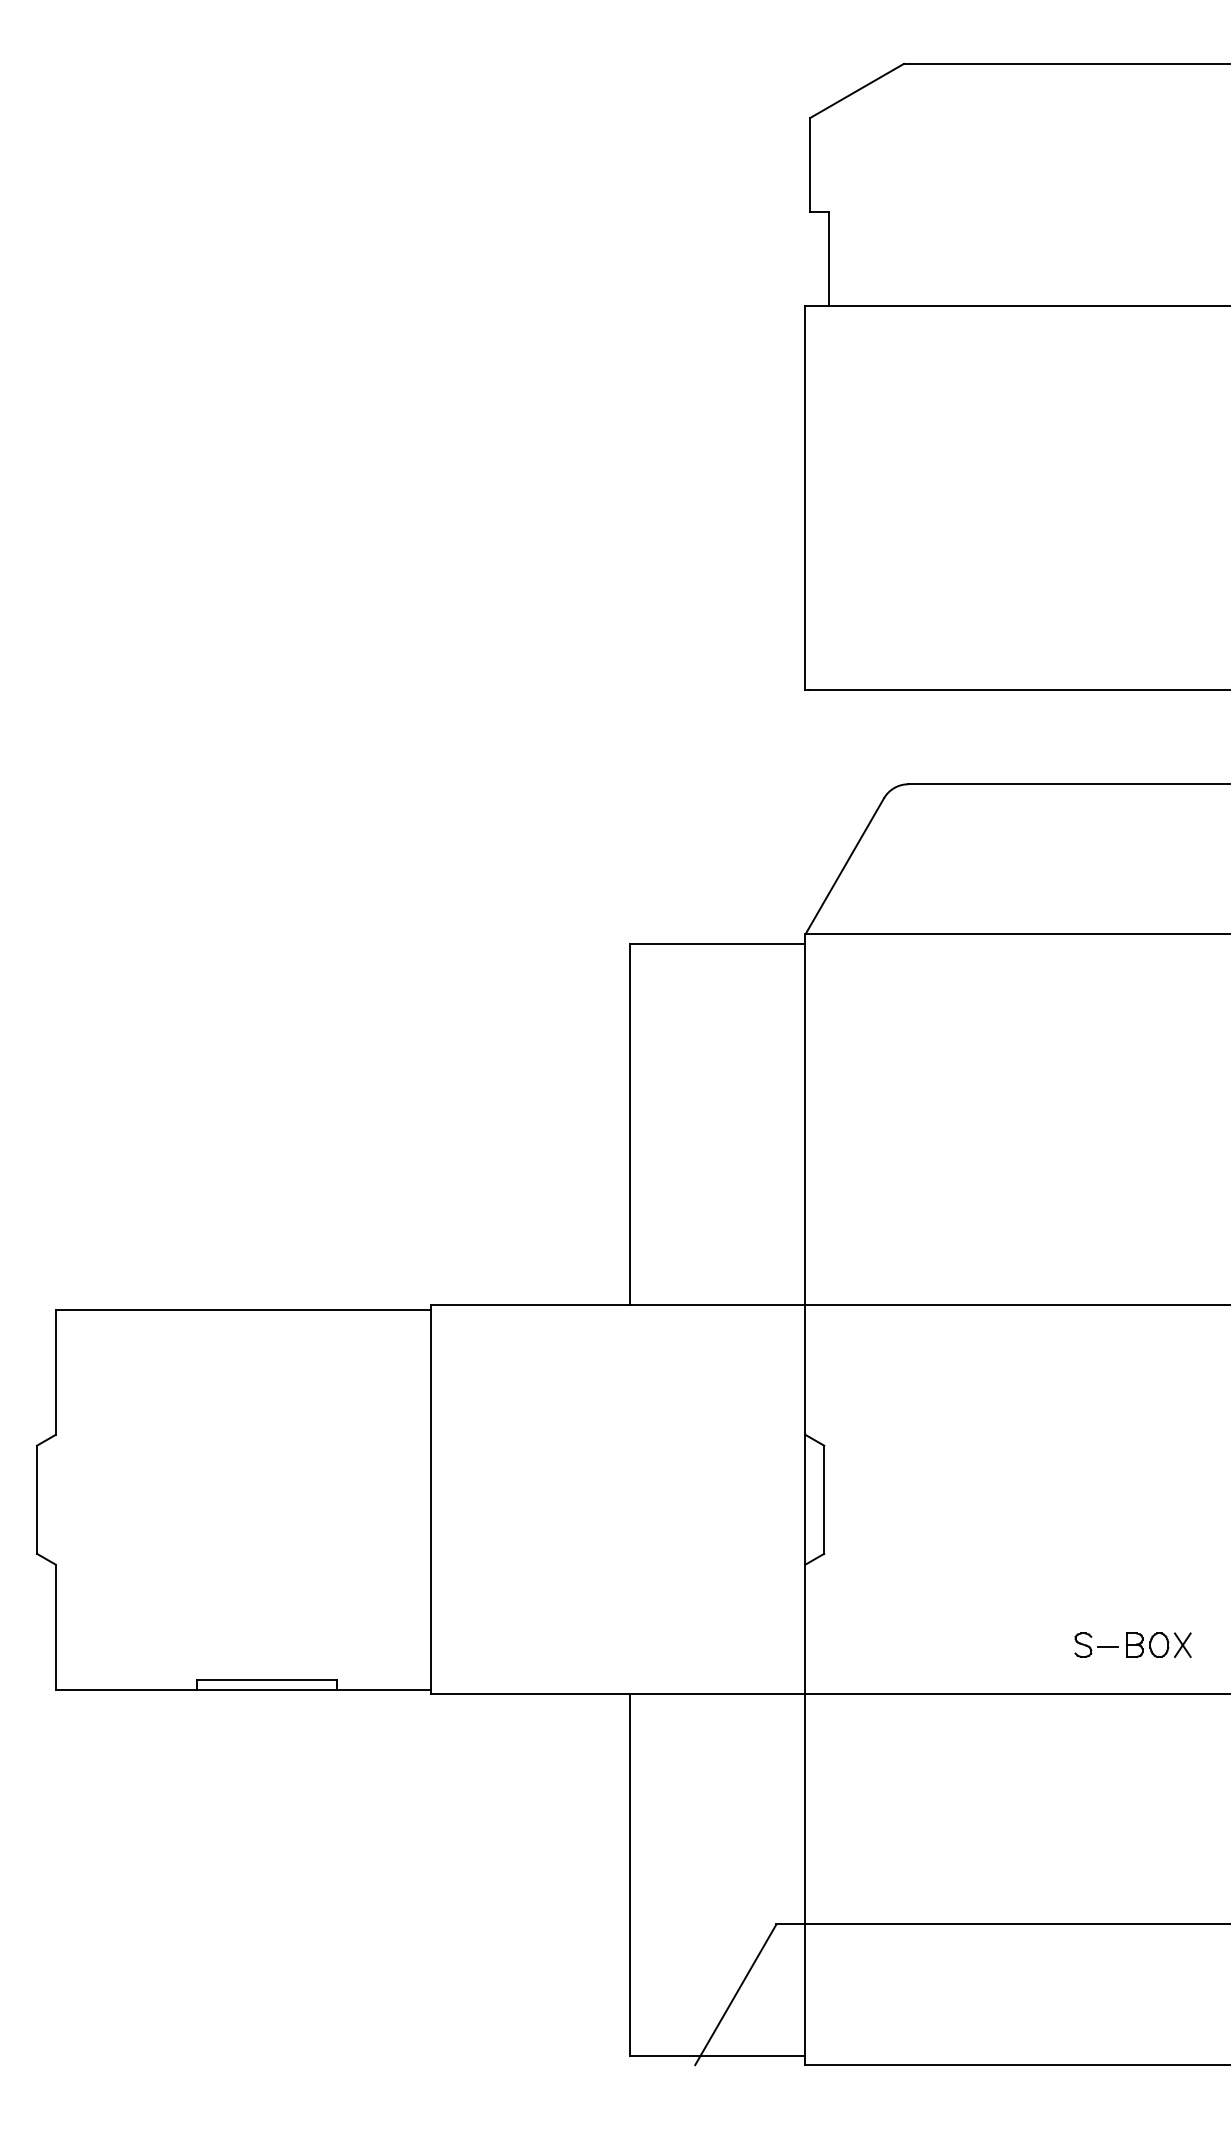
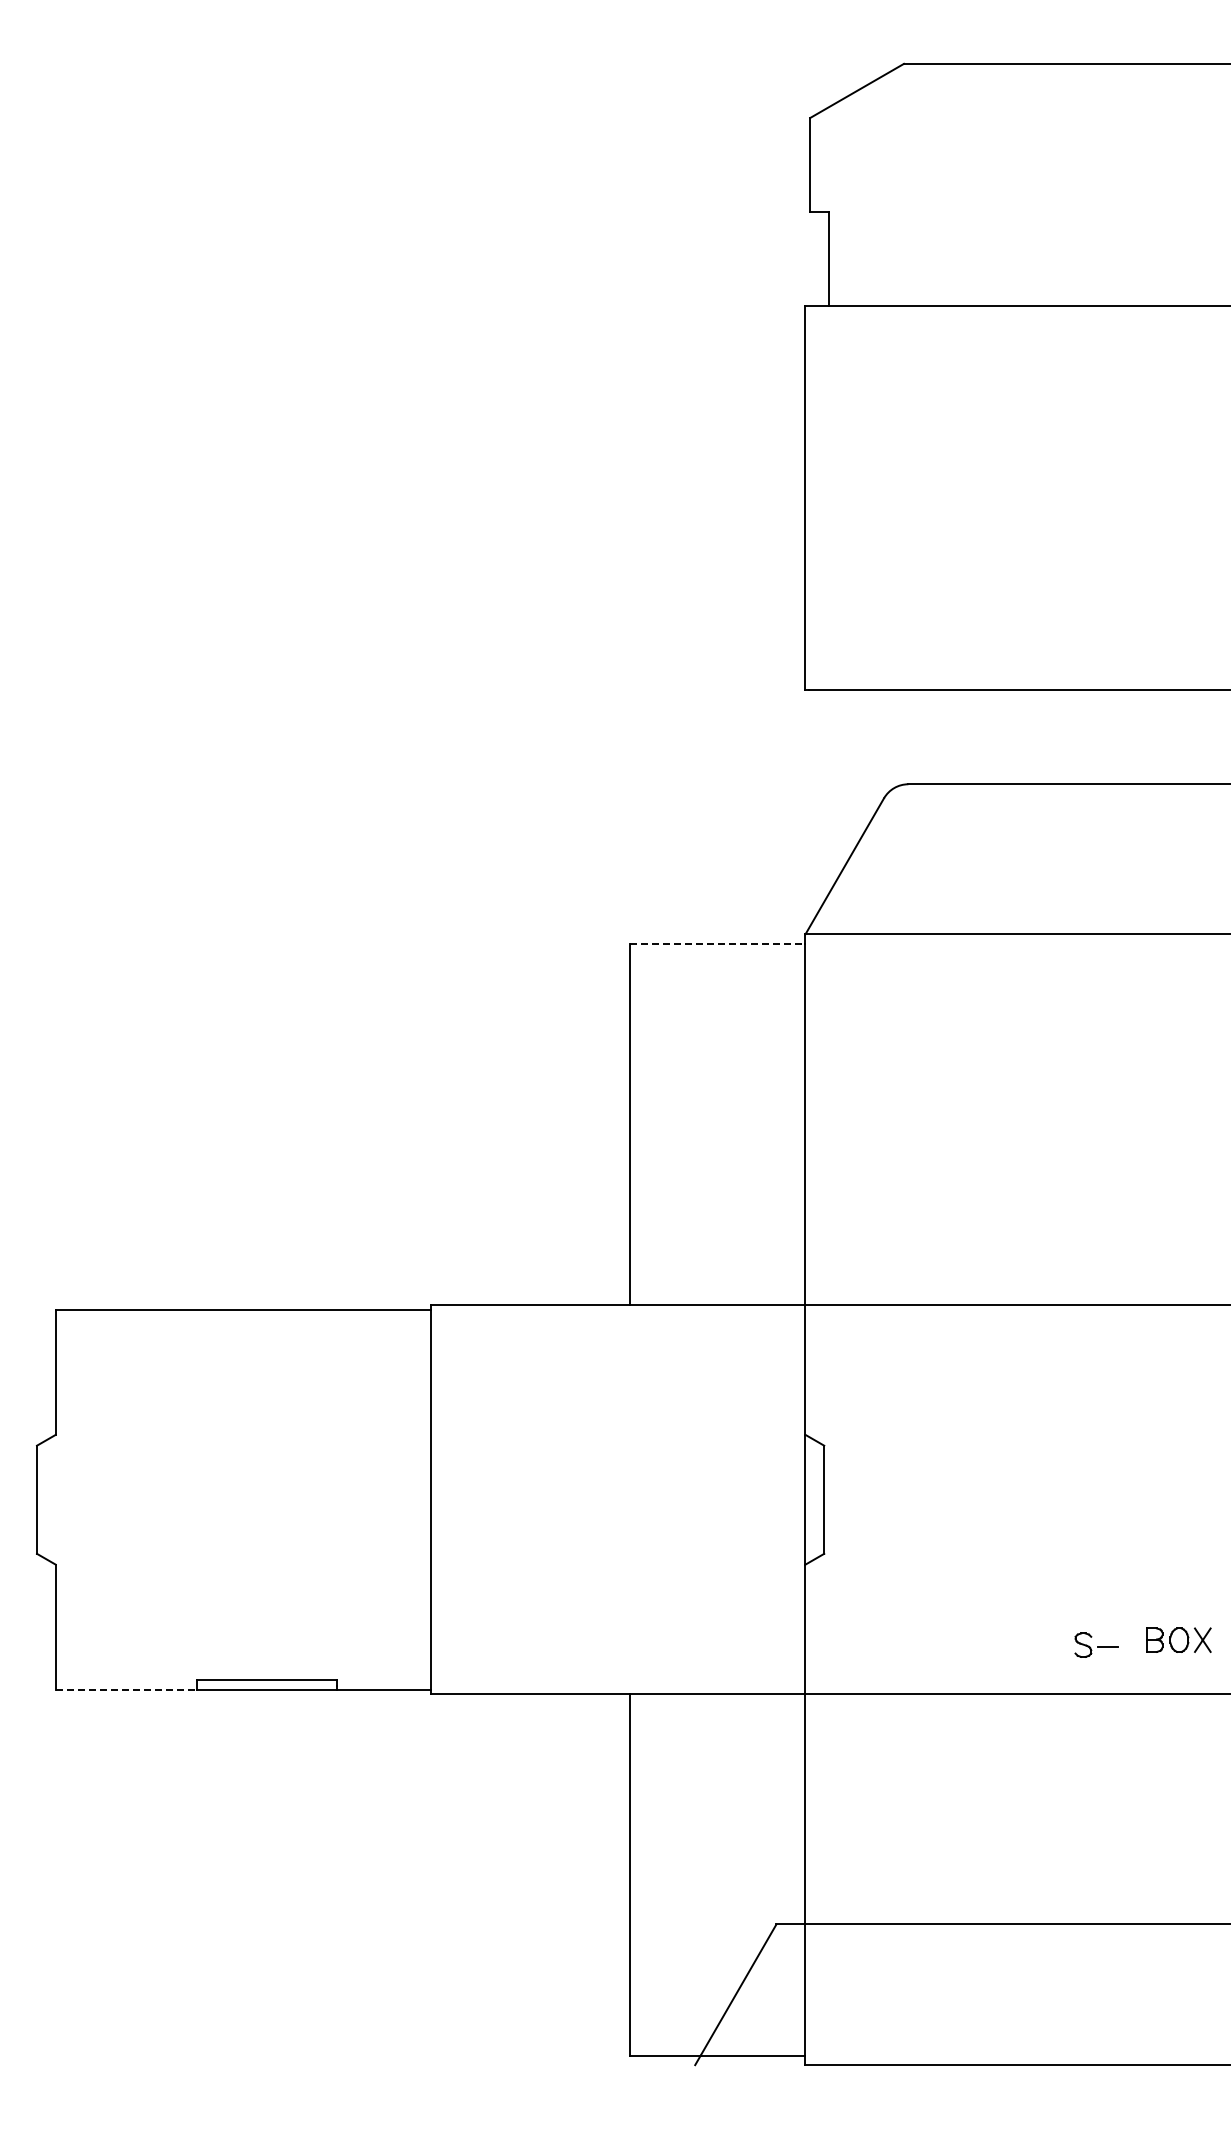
line: solid -> dashed (717, 943)
part position: (1158, 1644) -> (1178, 1639) (1178, 1639)
line: solid -> dashed (126, 1689)
